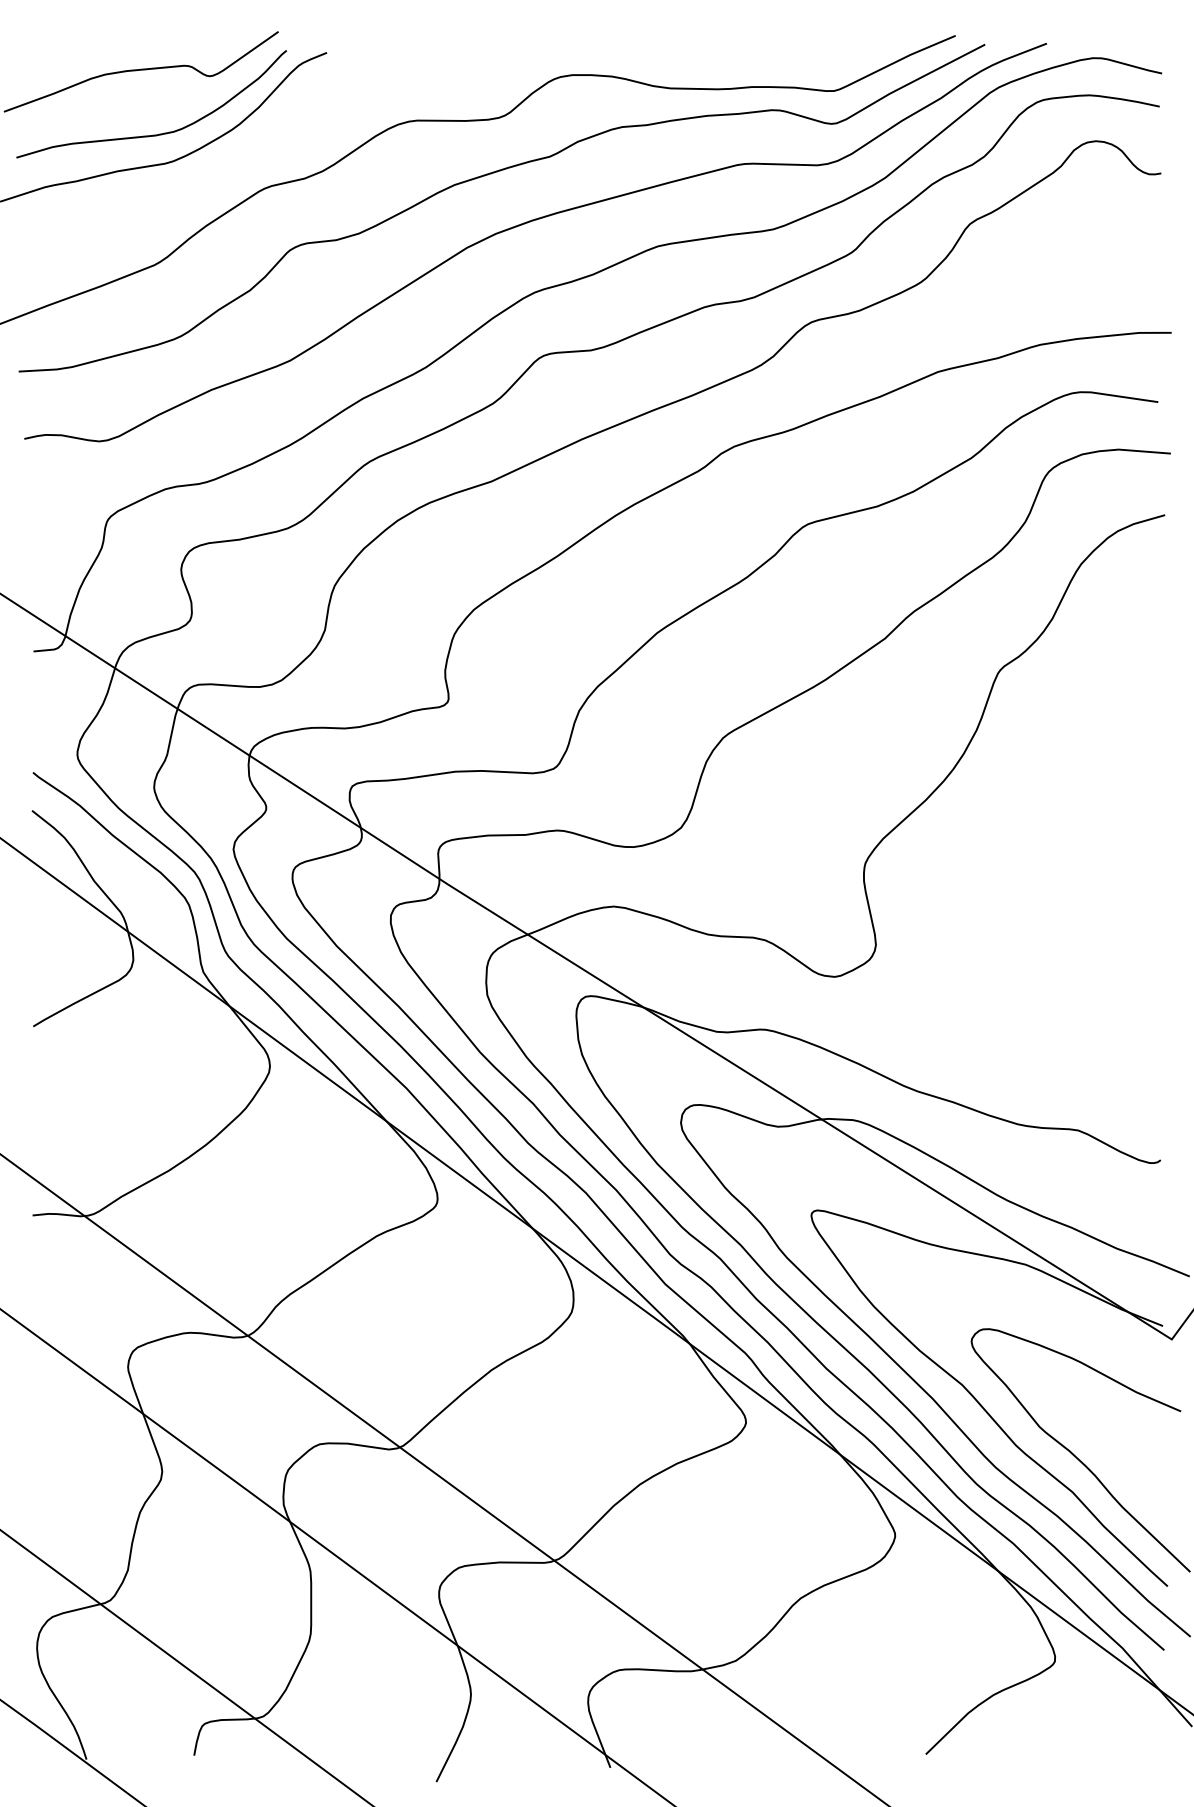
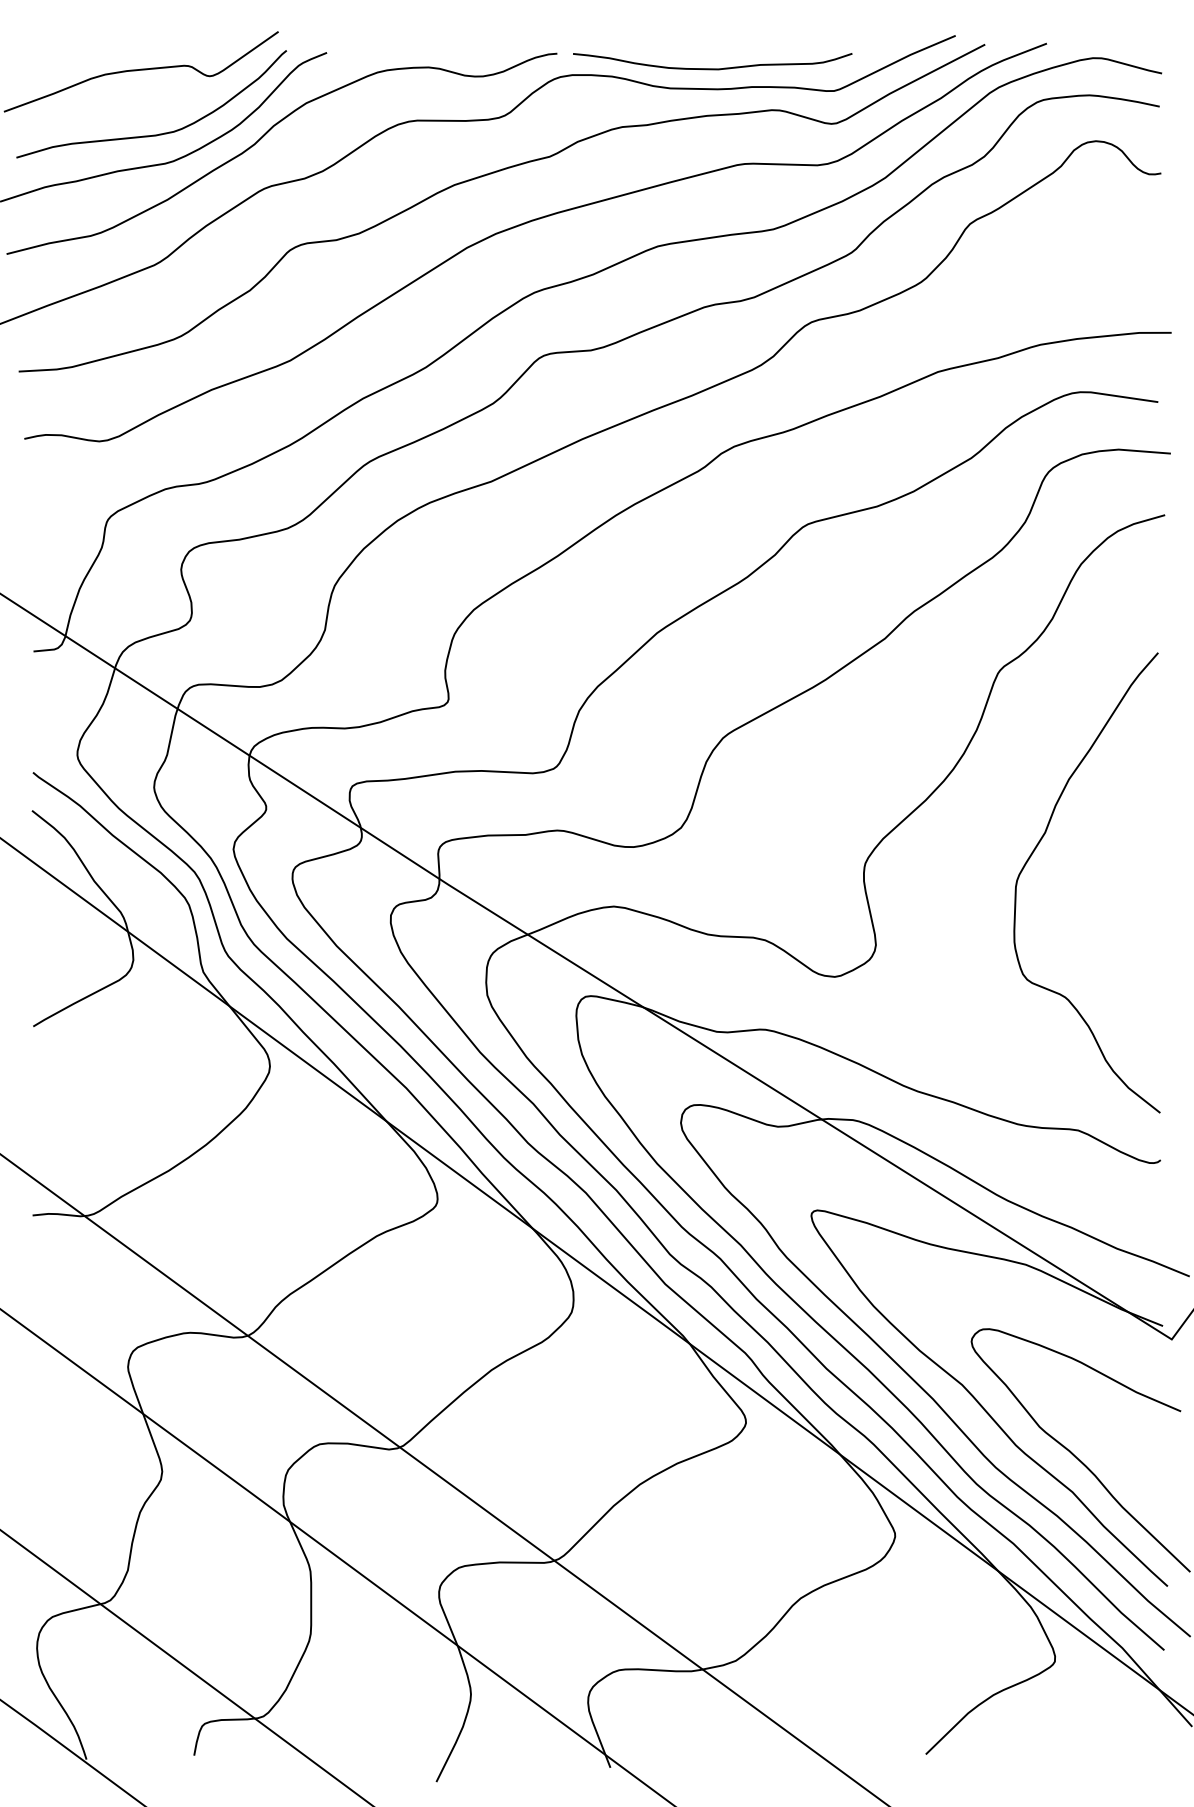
curve: none -> present (712, 68)
curve: none -> present (264, 136)
curve: none -> present (1035, 850)
